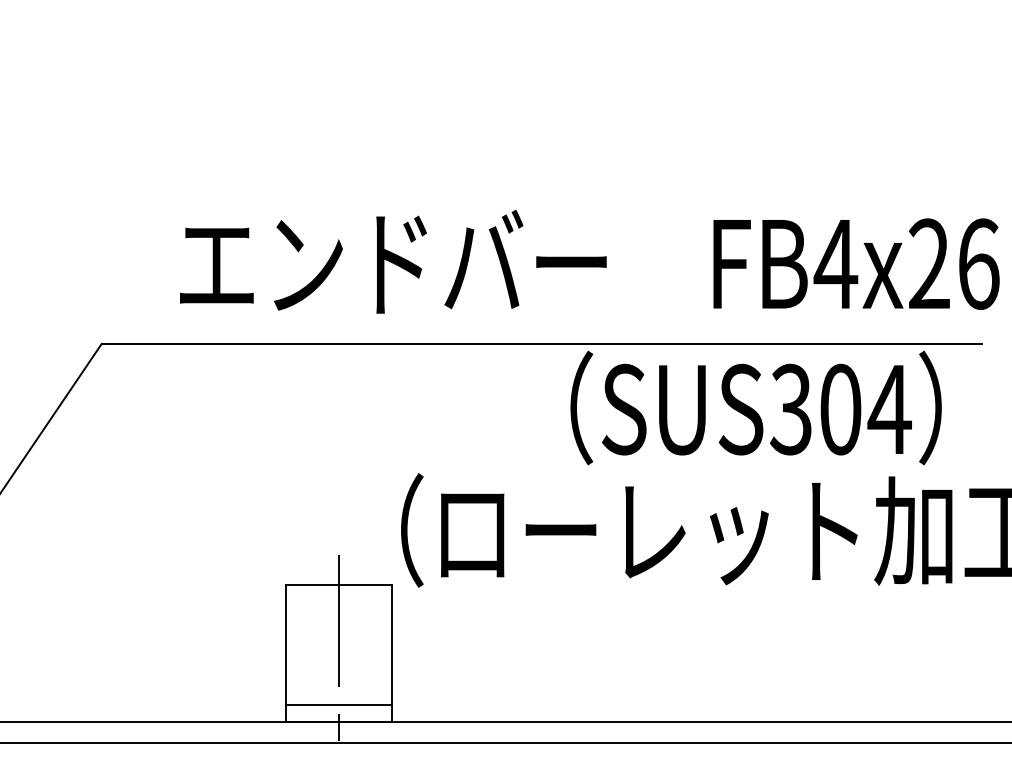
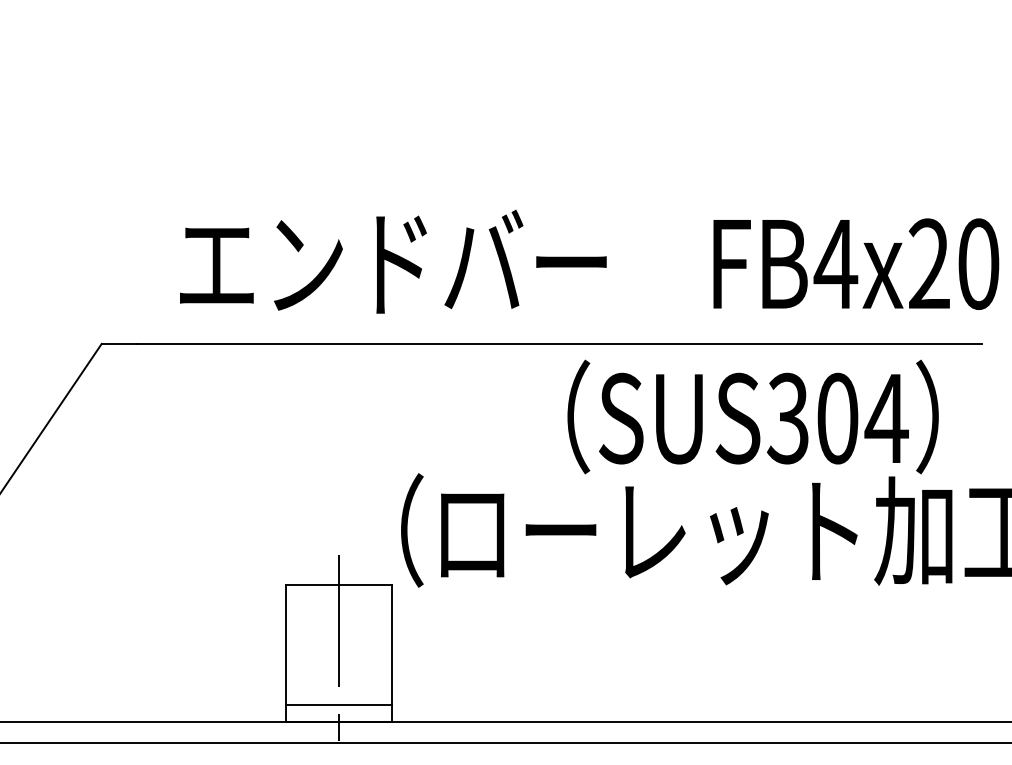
text: FB4x26 -> FB4x20 (978, 263)
text position: (755, 407) -> (752, 416) (752, 416)
